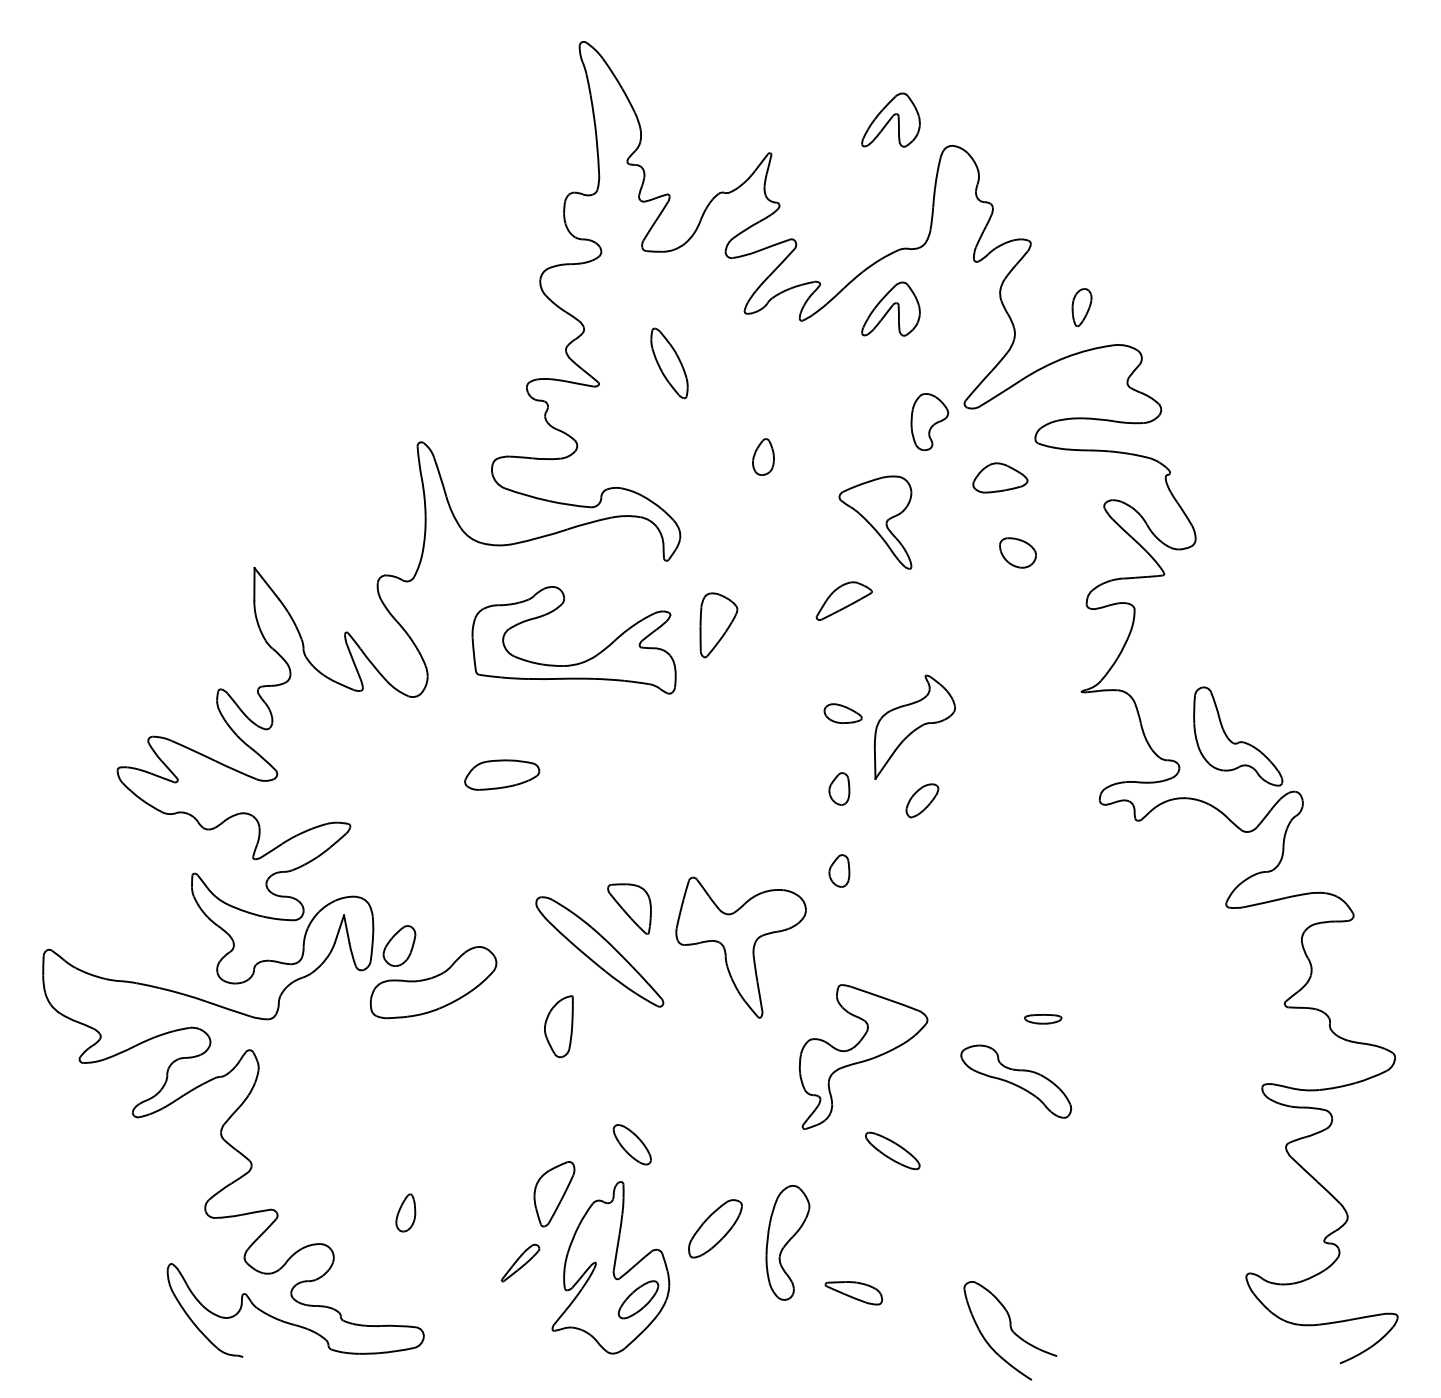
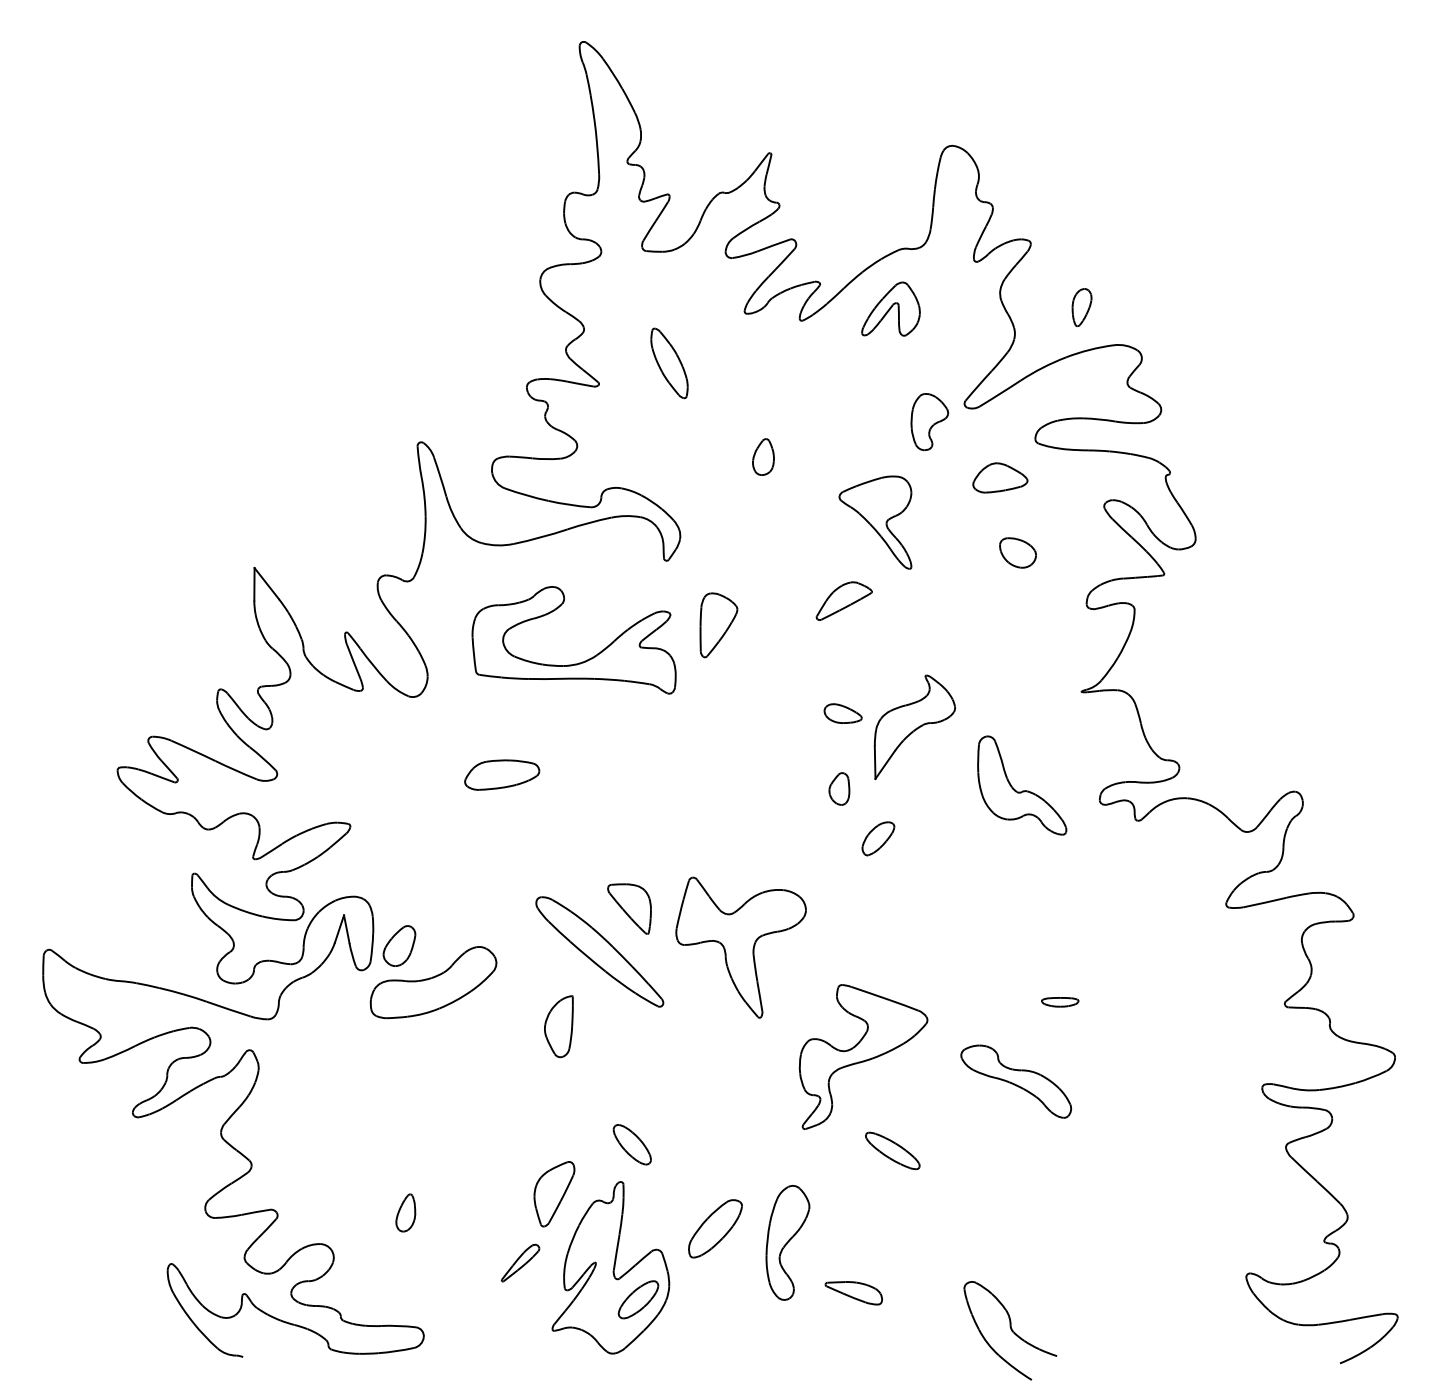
part: present -> none (890, 119)
part position: (1238, 736) -> (1022, 785) (1022, 785)
part position: (922, 800) -> (878, 838) (878, 838)
part: present -> none (839, 870)
part position: (1043, 1019) -> (1060, 1002) (1060, 1002)
